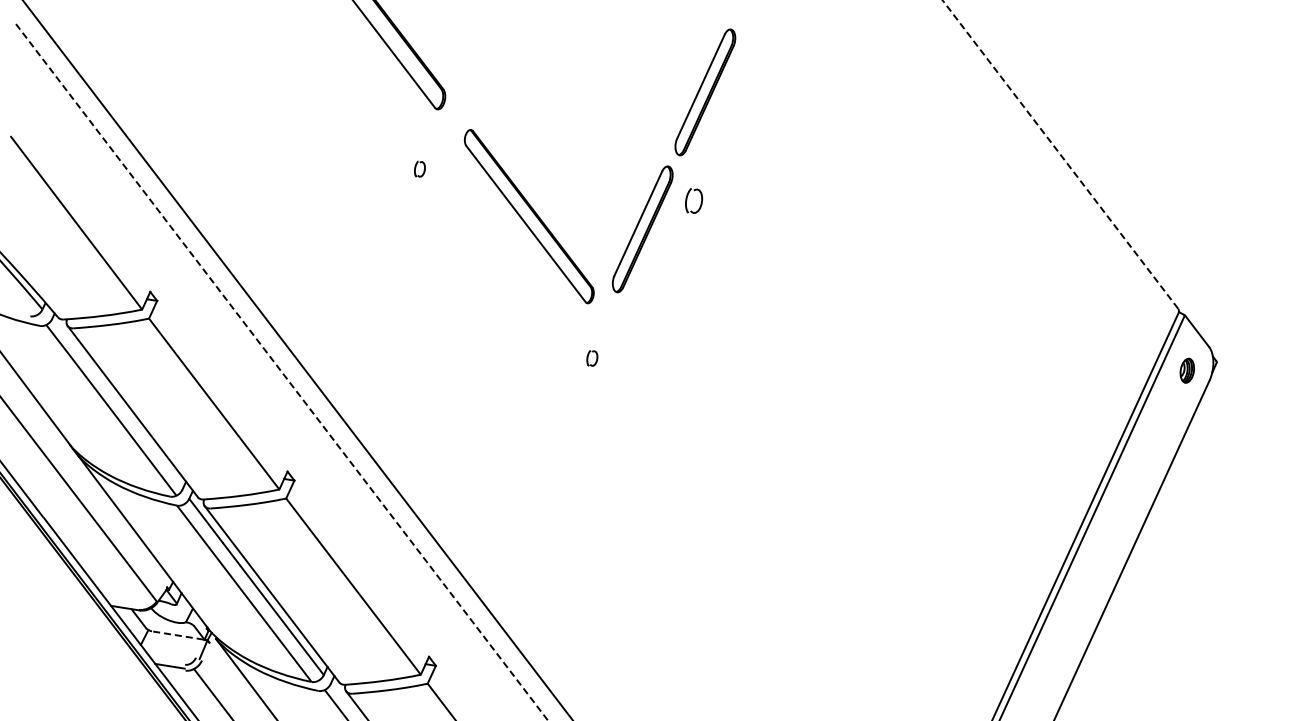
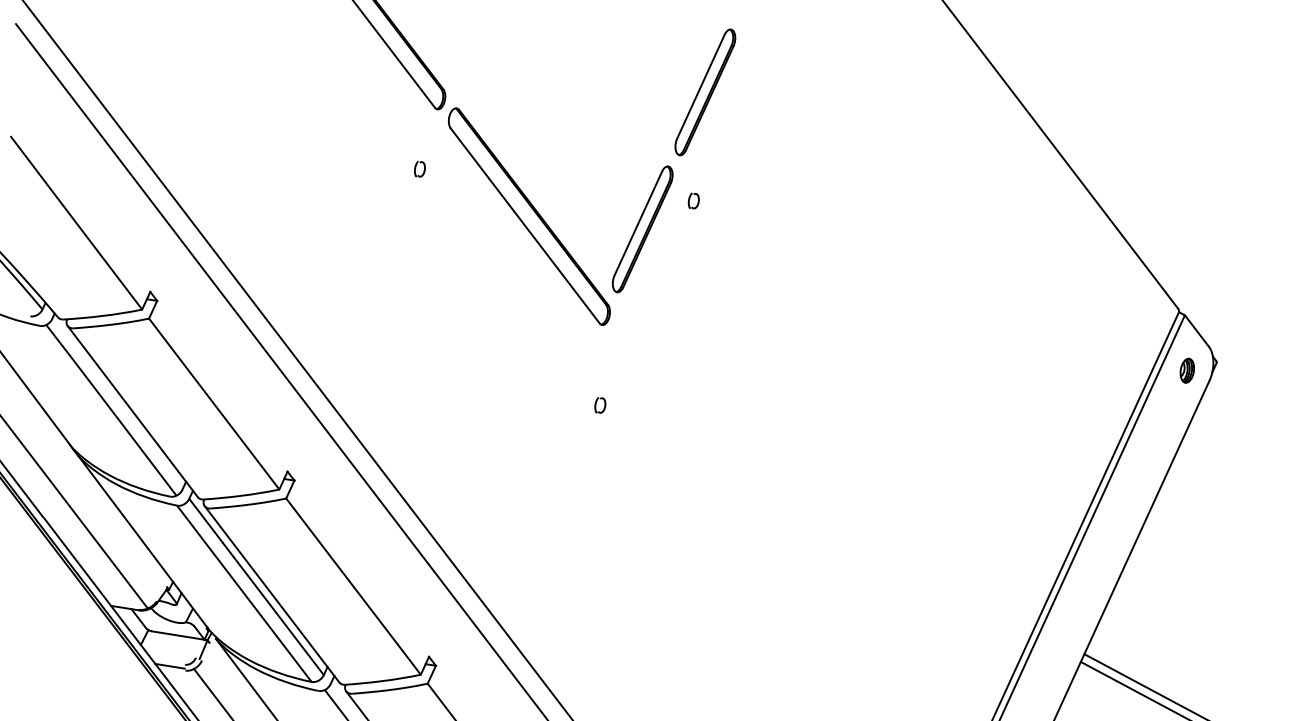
line: dashed -> solid (1060, 154)
part size: 19x26 px -> 13x18 px (693, 200)
part size: 132x176 px -> 164x219 px (528, 216)
part position: (592, 358) -> (600, 405) (600, 405)
line: dashed -> solid (282, 372)
line position: (79, 500) -> (74, 512) (74, 512)
line: dashed -> solid (177, 635)
line: none -> present (1143, 685)
line: none -> present (1132, 689)
